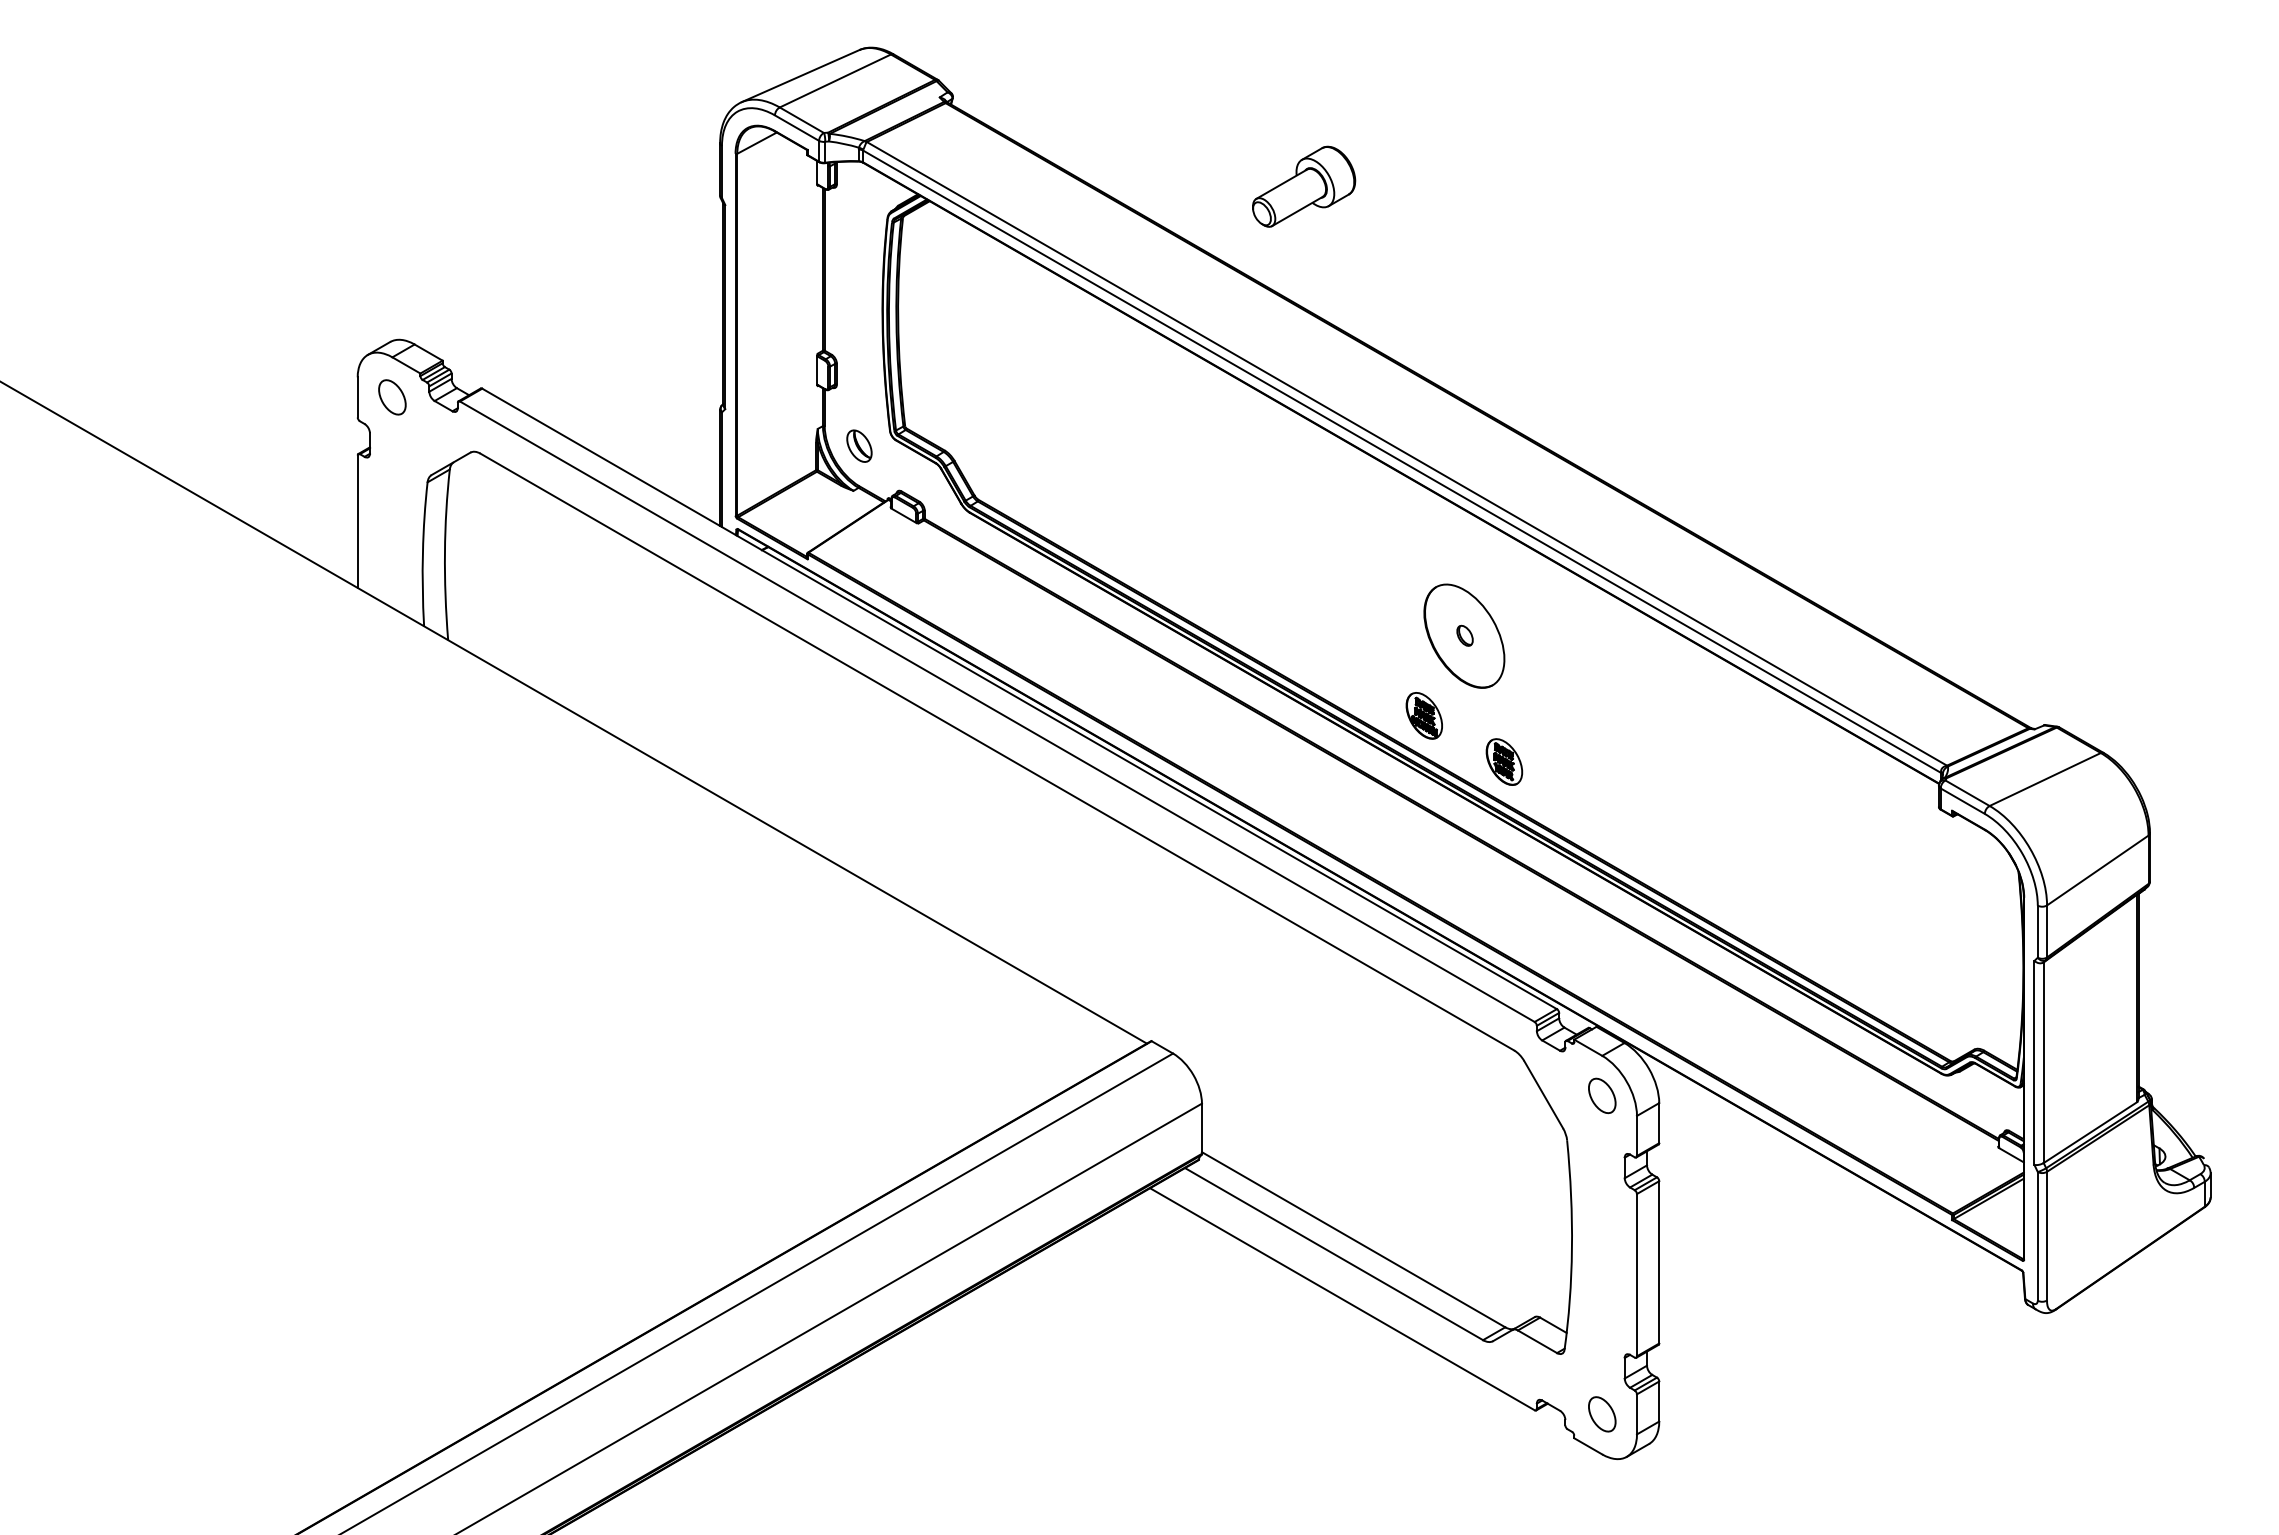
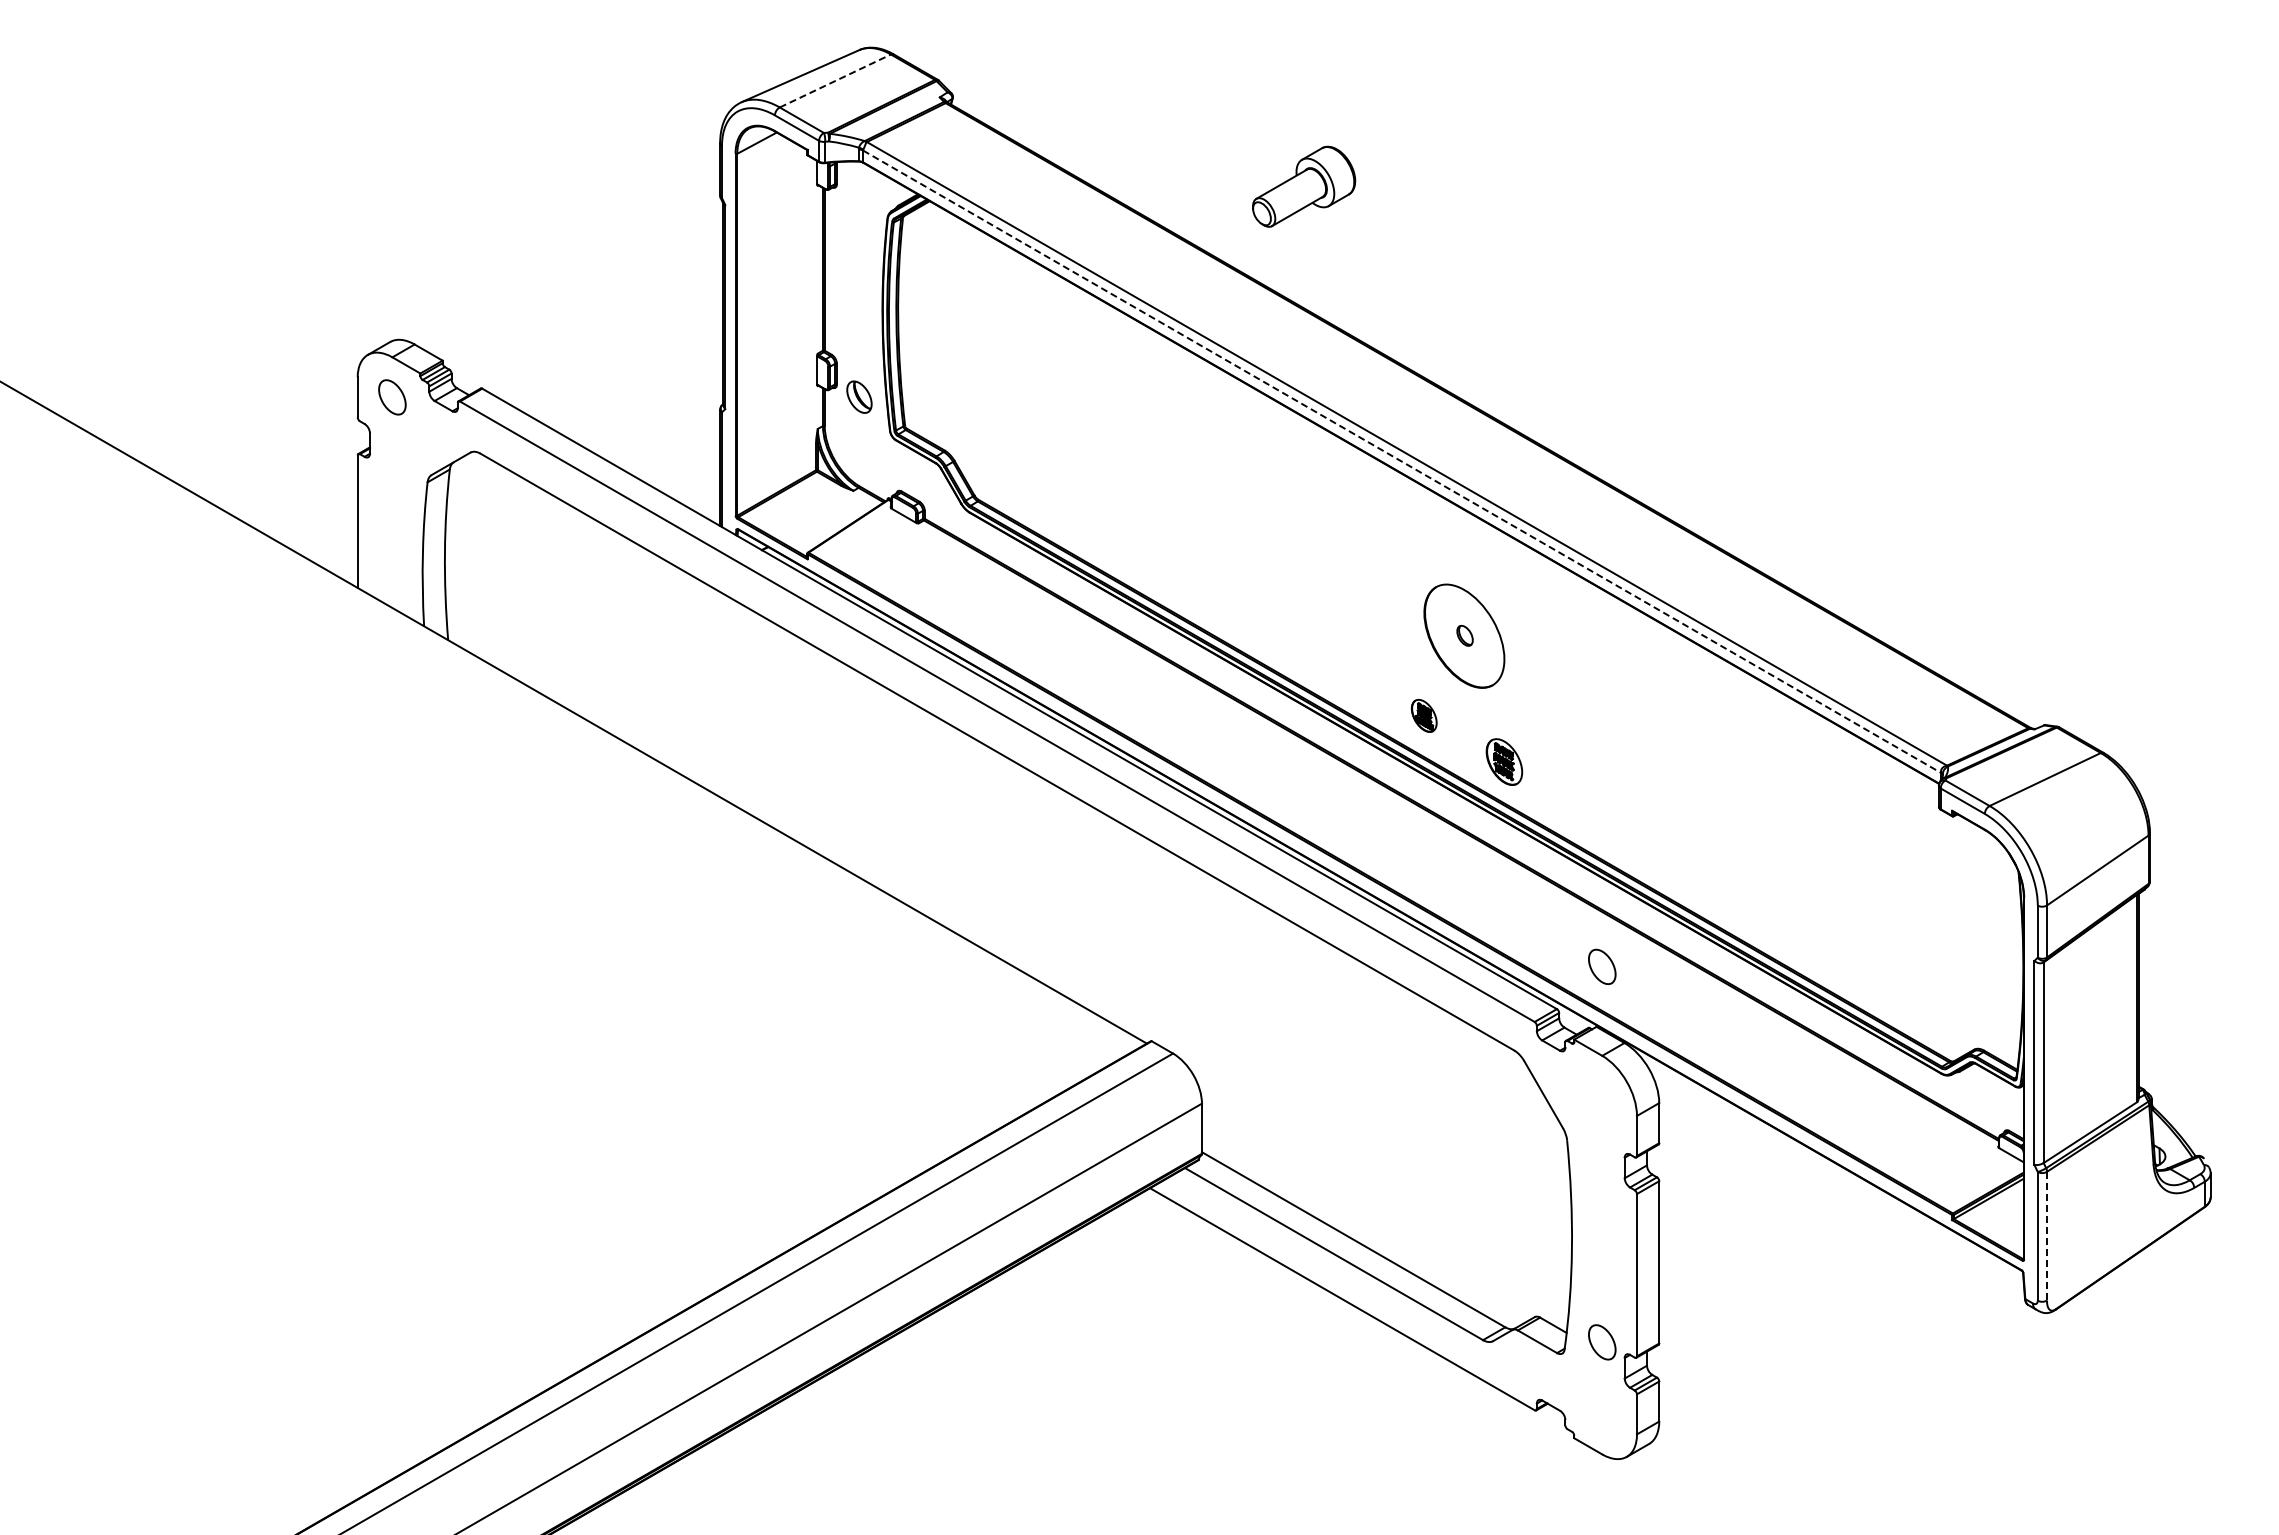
line: solid -> dashed (835, 81)
part position: (859, 445) -> (859, 396) (859, 396)
line: solid -> dashed (1402, 462)
part size: 38x48 px -> 27x35 px (1424, 715)
part position: (1602, 1095) -> (1602, 966) (1602, 966)
line: solid -> dashed (2047, 1235)
part position: (1602, 1414) -> (1602, 1342) (1602, 1342)
